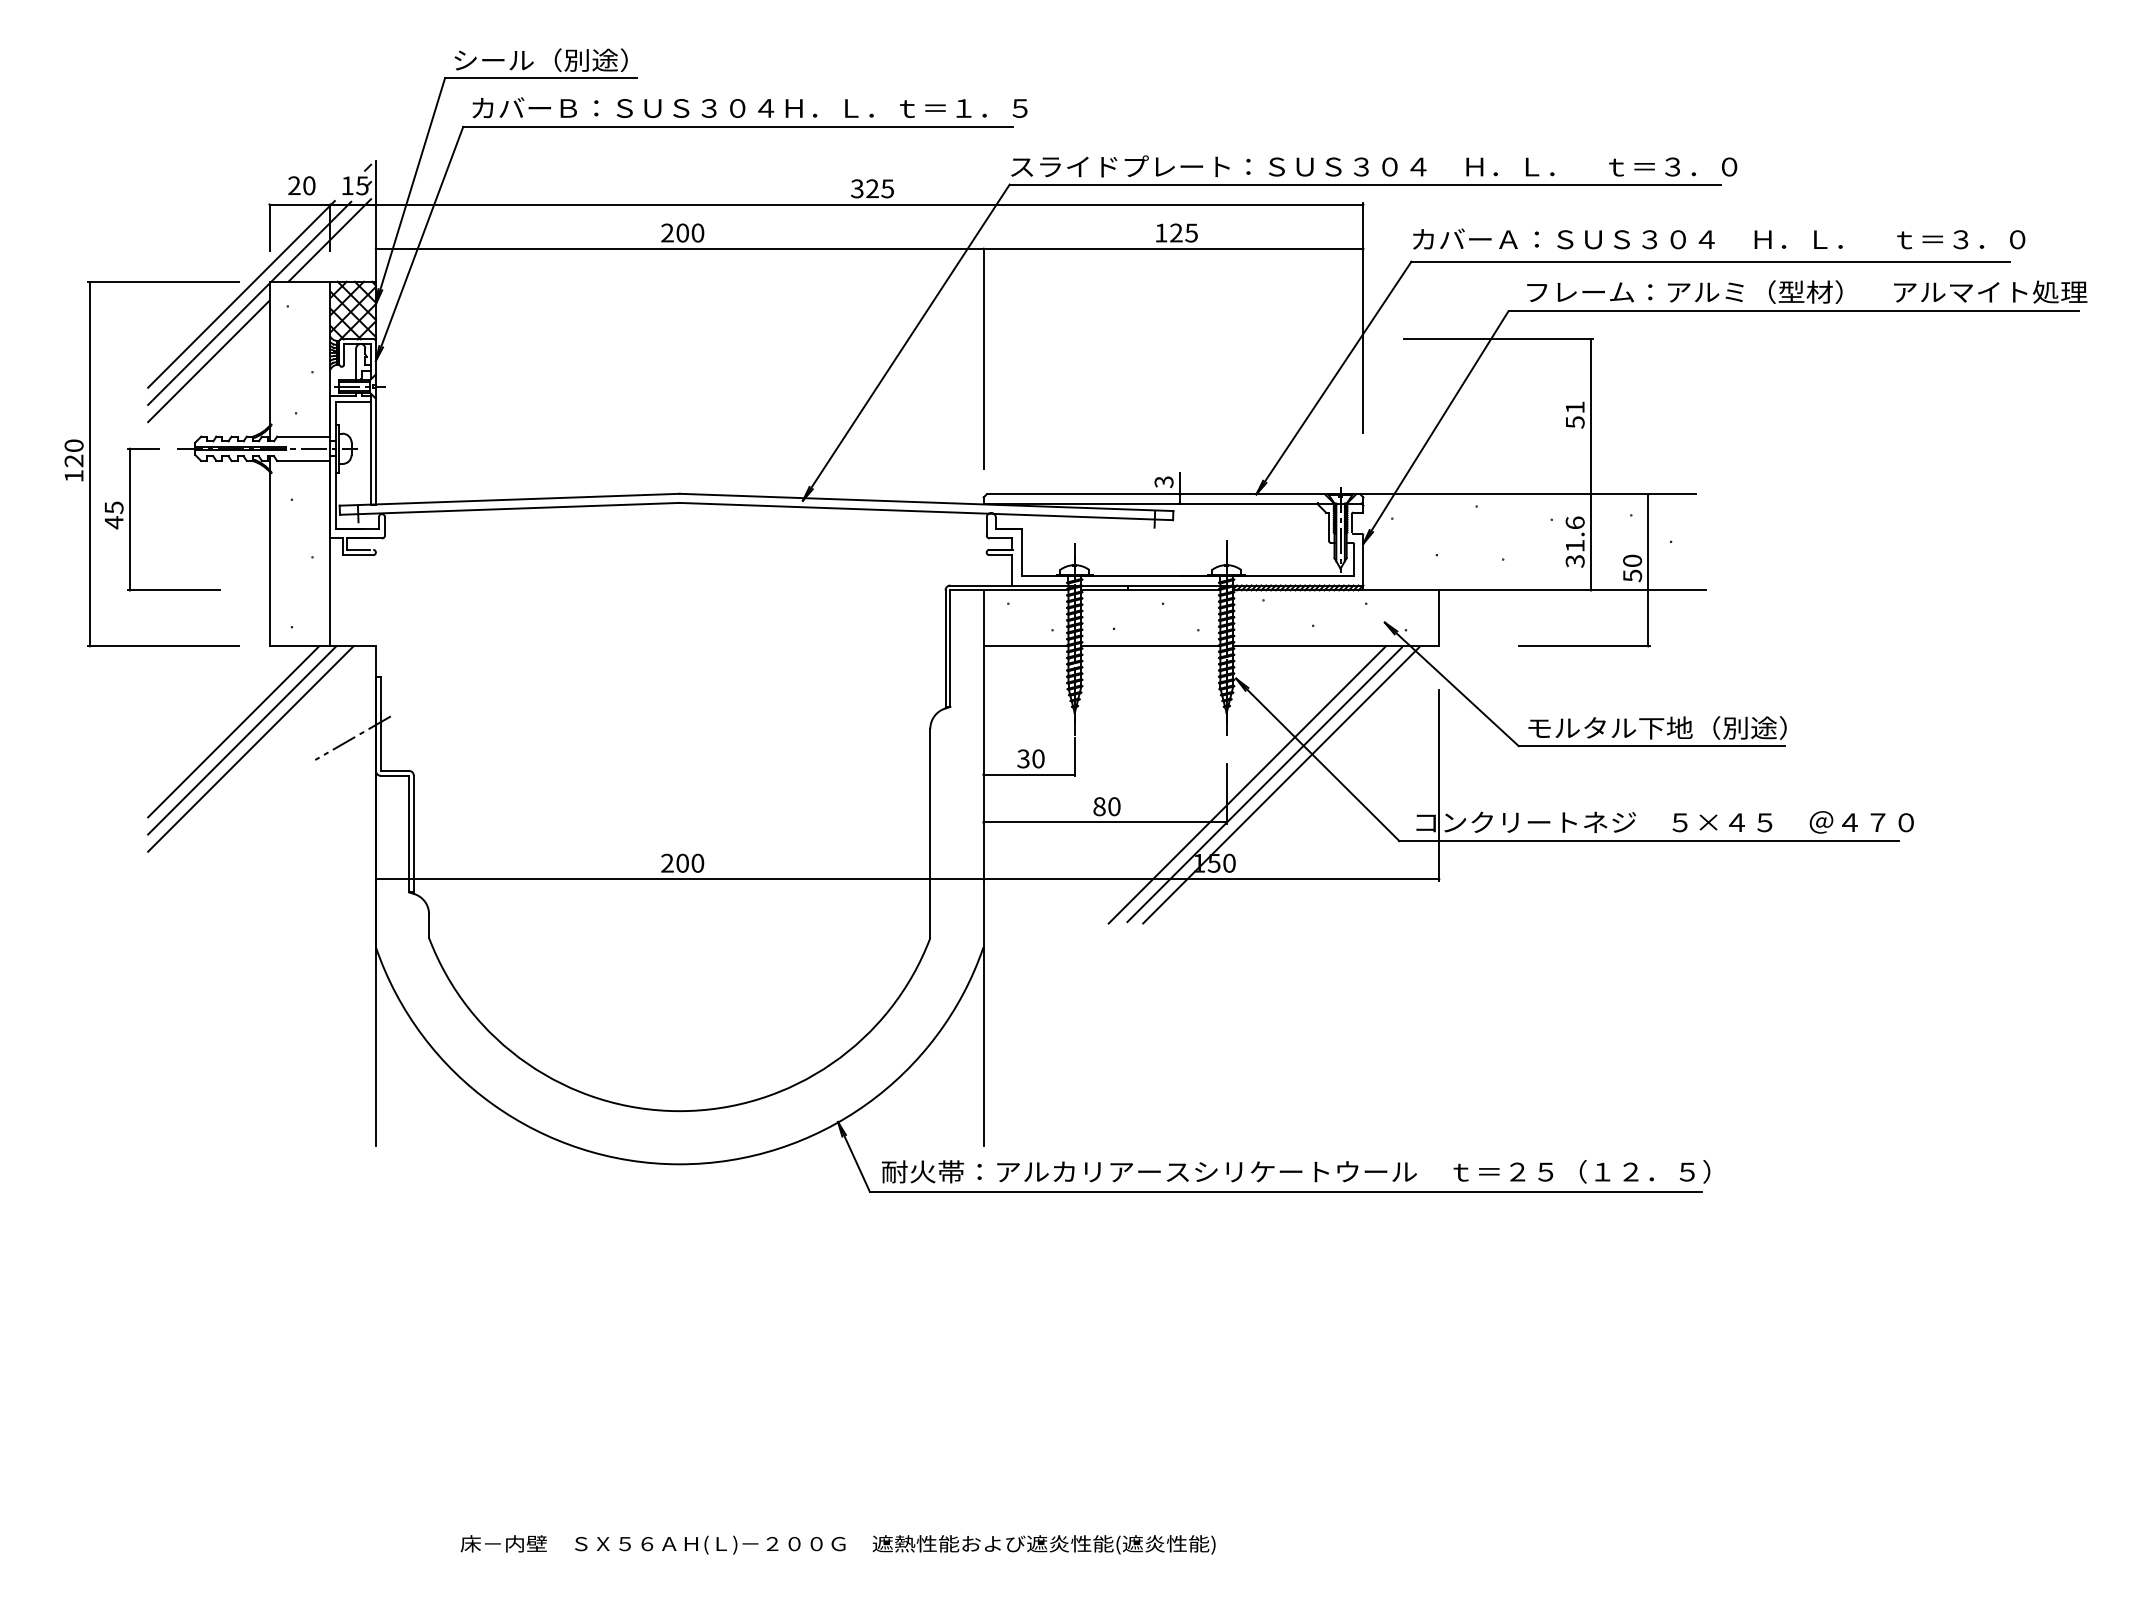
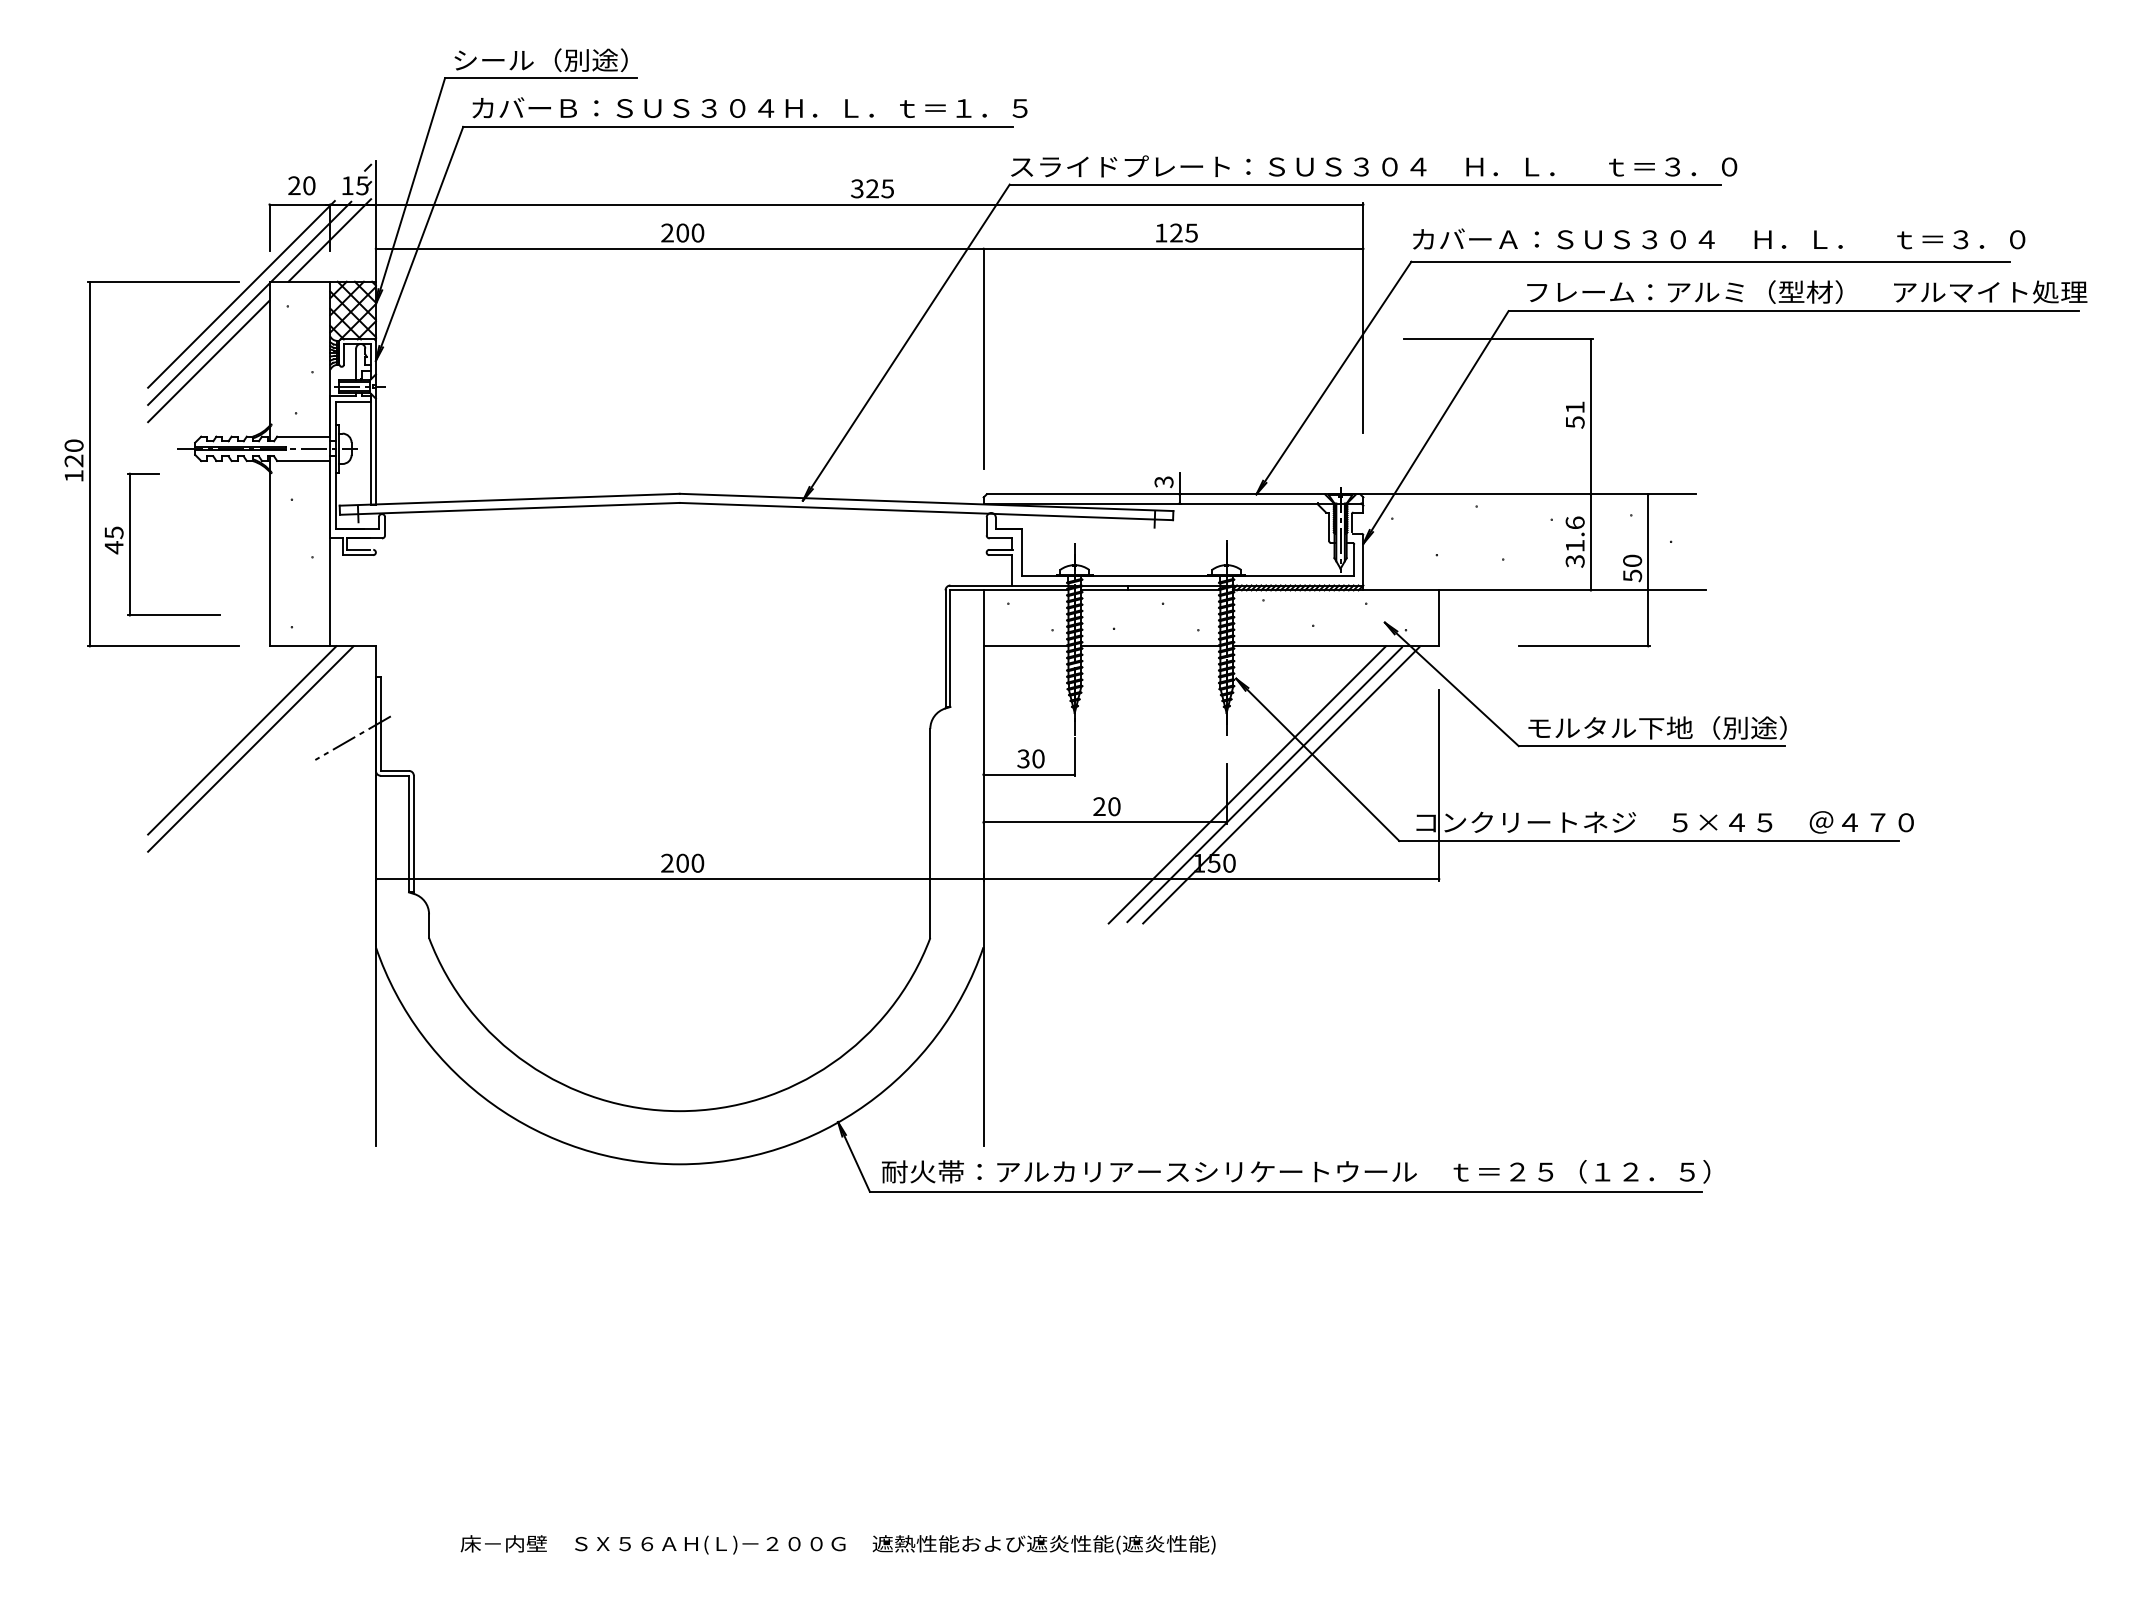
part position: (130, 519) -> (130, 544) (130, 544)
line: present -> none (233, 731)
text: 80 -> 20 (1099, 806)
